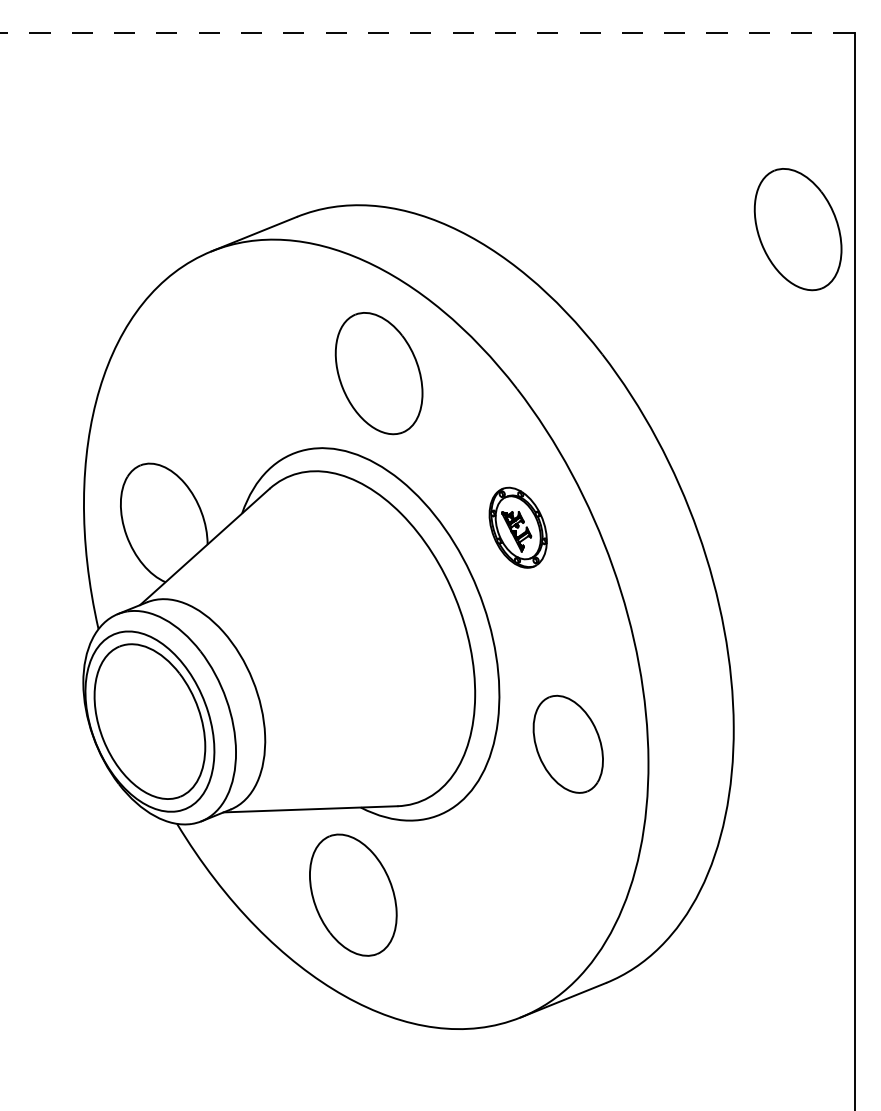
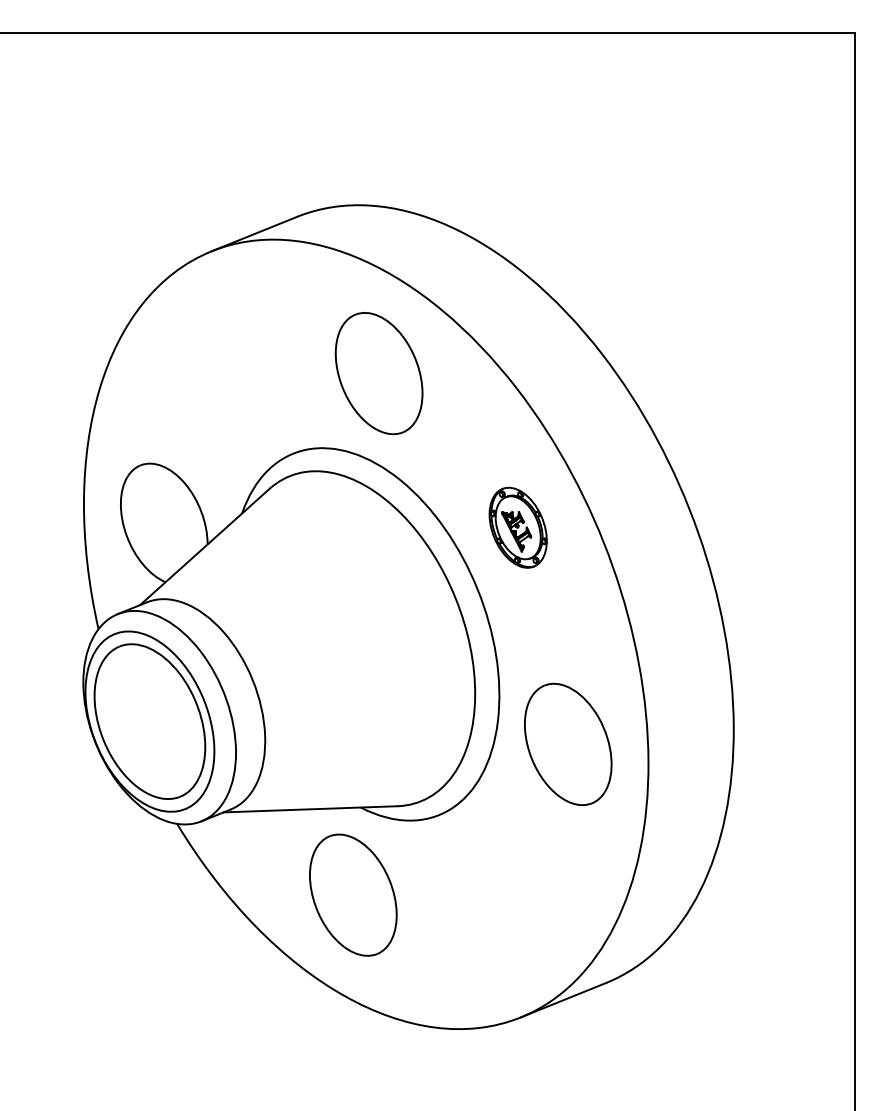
line: dashed -> solid (427, 33)
part: present -> none (797, 229)
part size: 72x100 px -> 89x124 px (568, 743)
